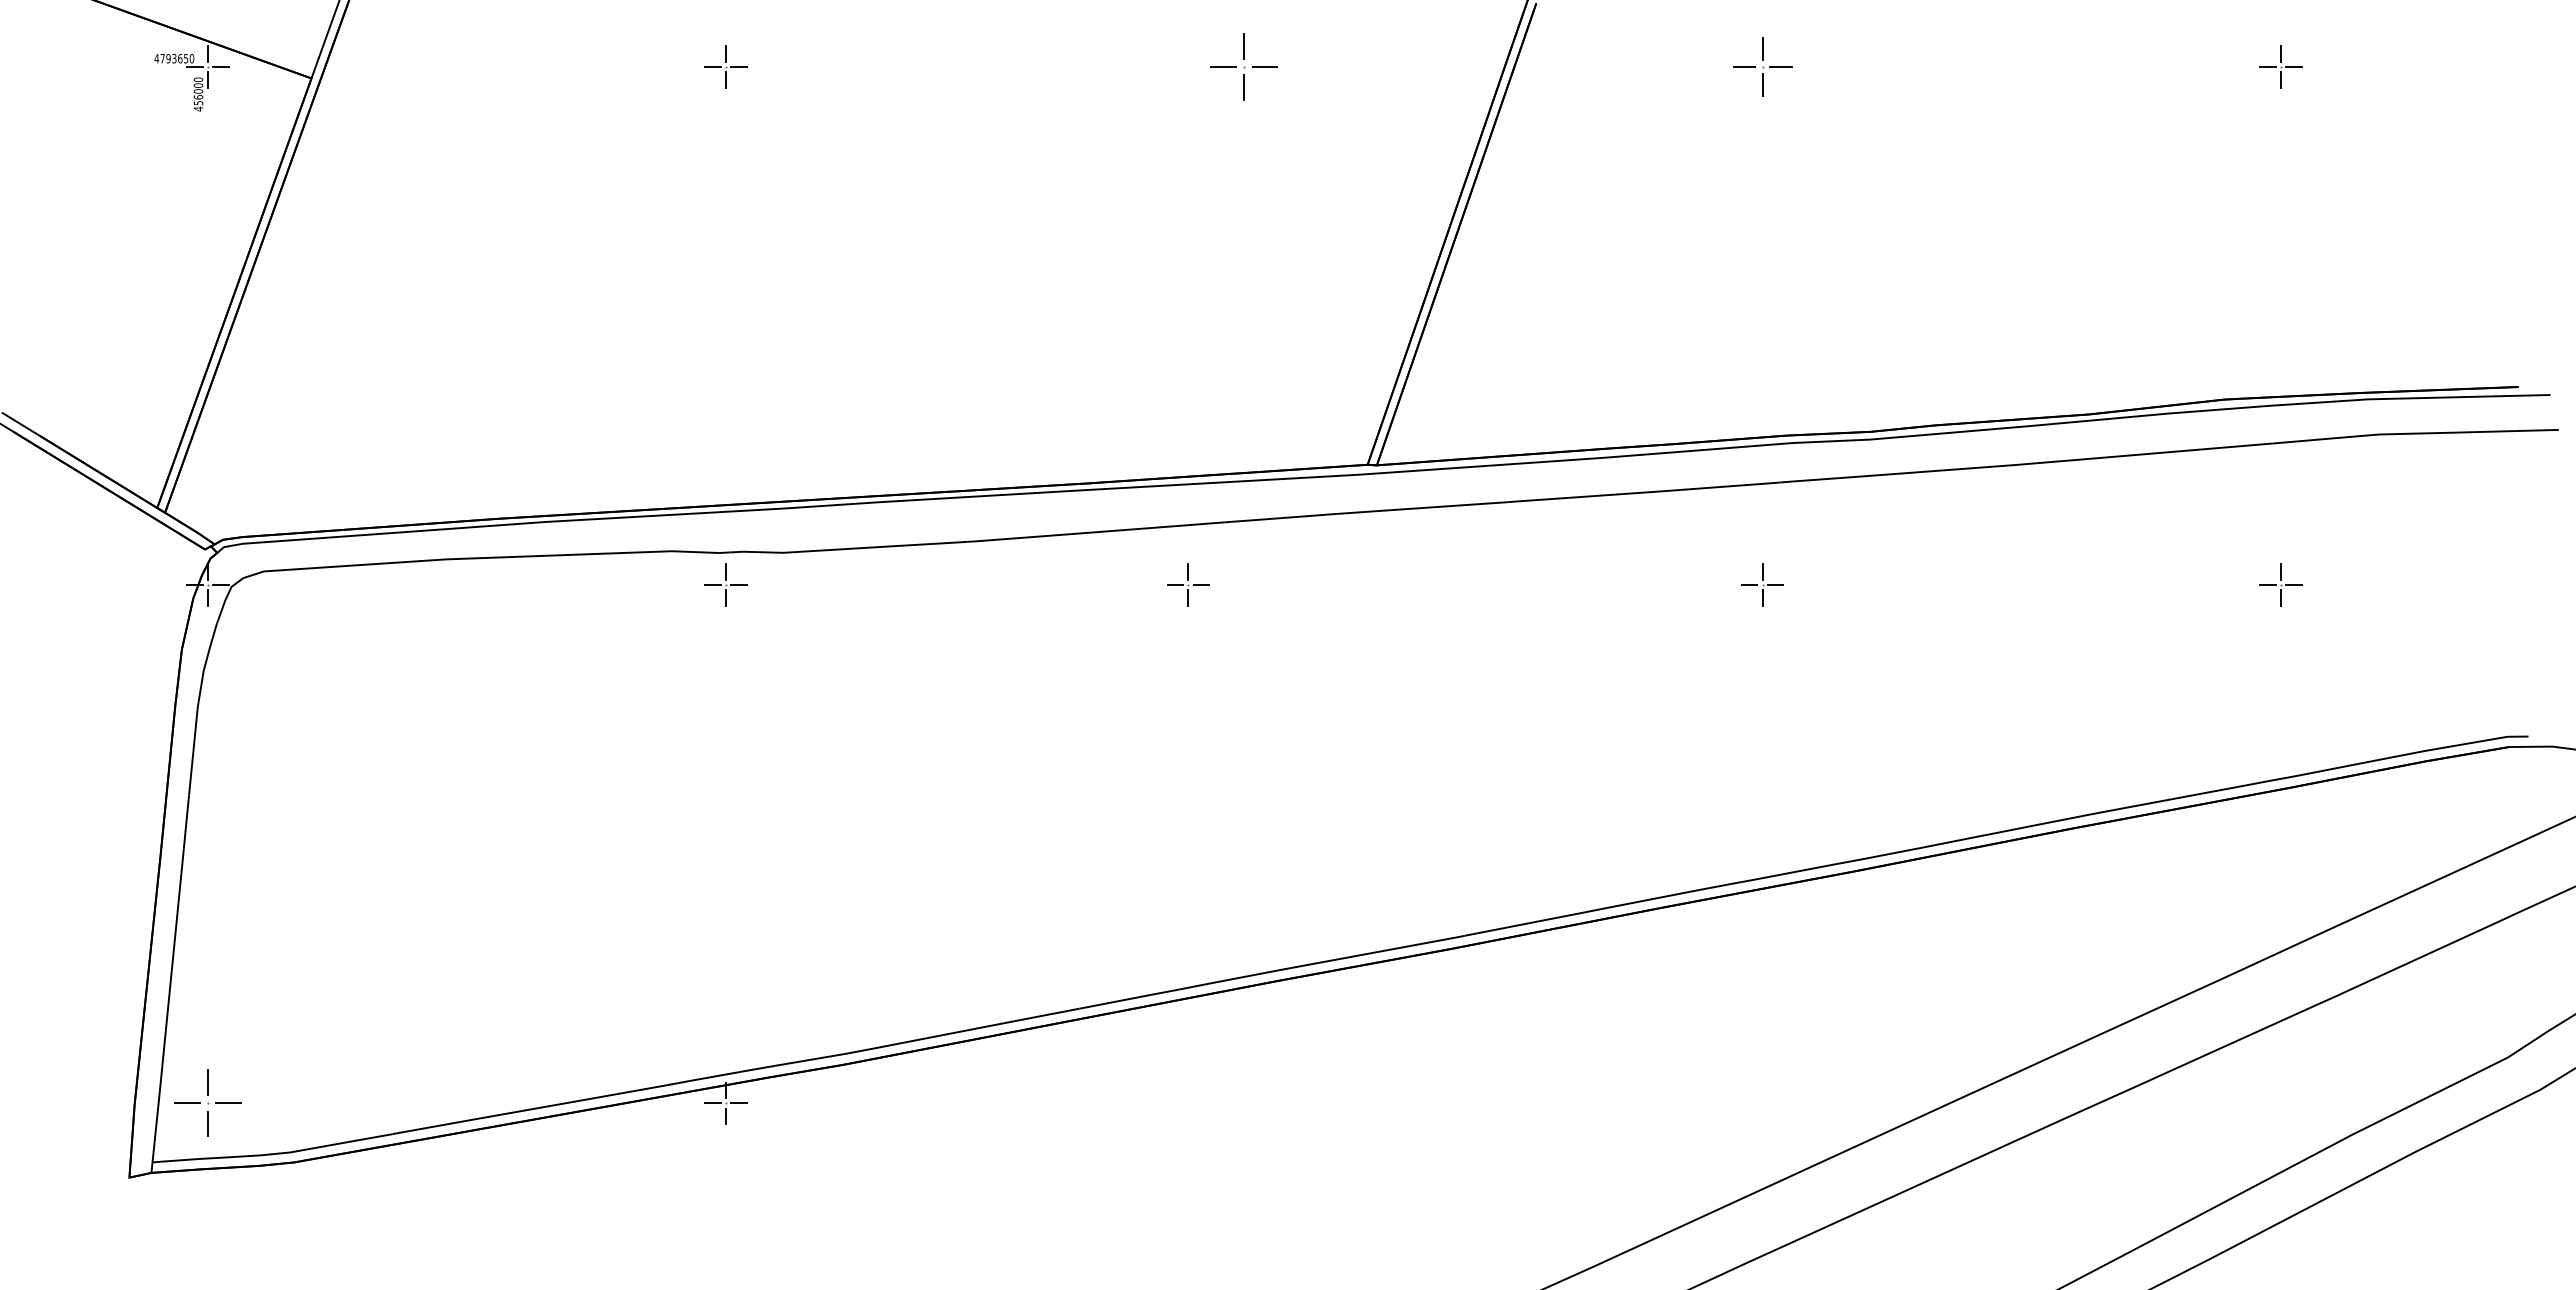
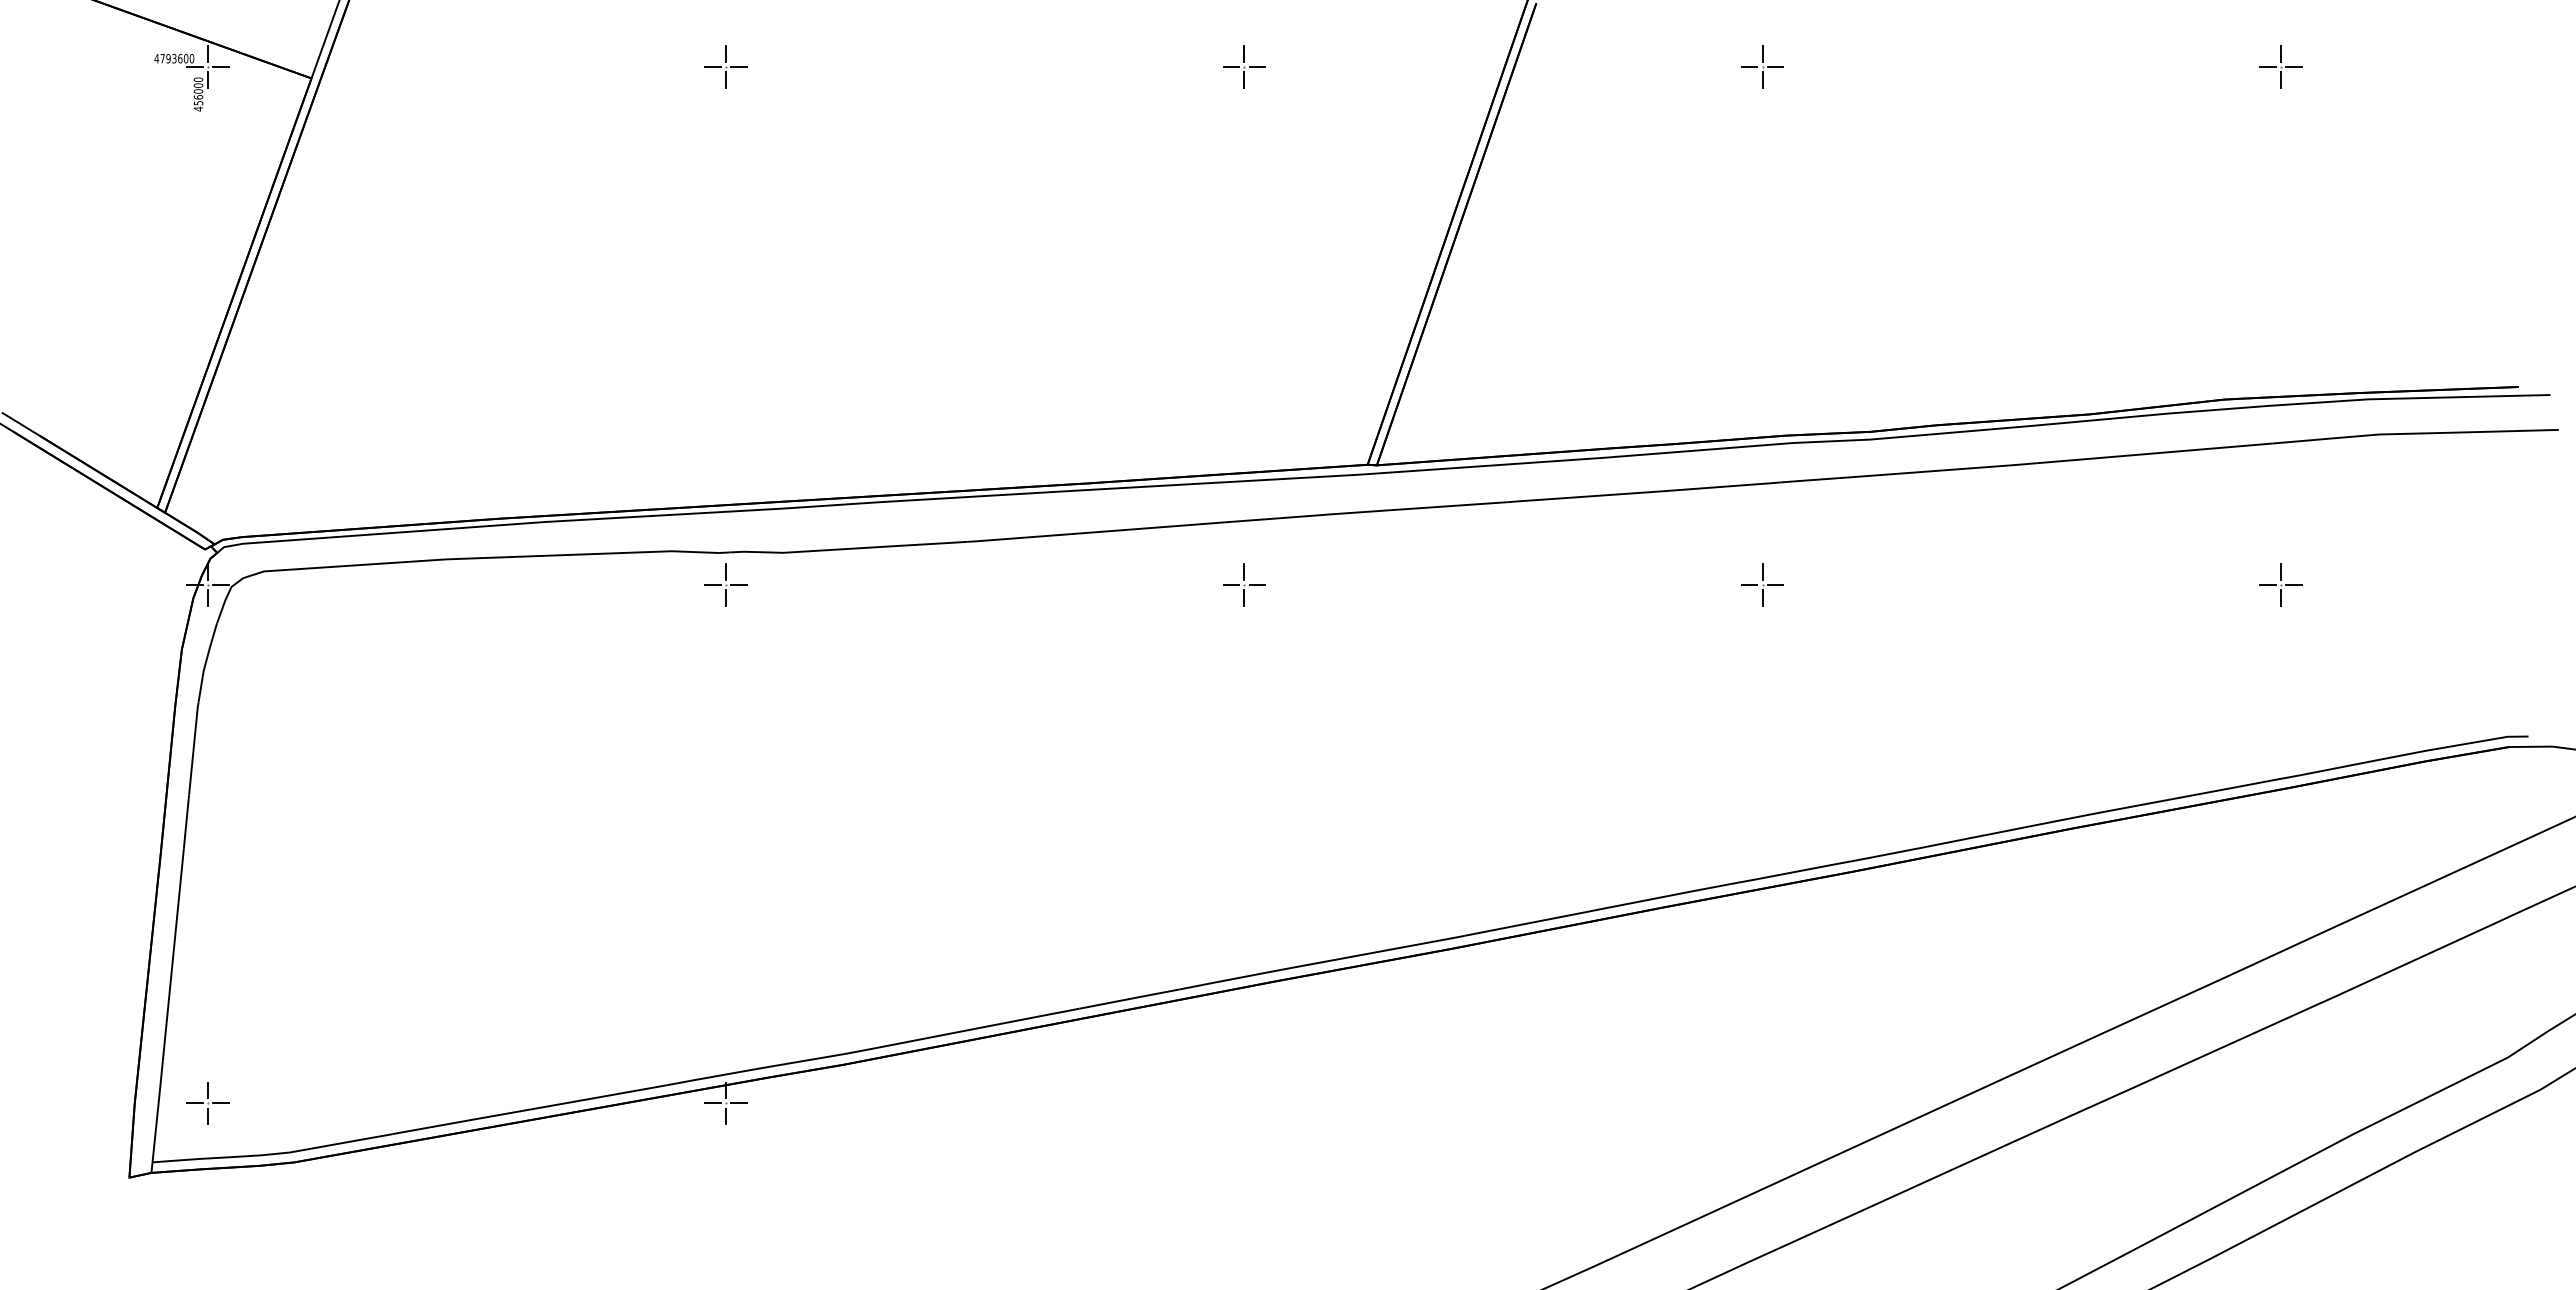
text: 4793650 -> 4793600 (185, 58)
part size: 68x68 px -> 43x44 px (1244, 66)
part size: 60x60 px -> 43x44 px (1762, 66)
part position: (1188, 584) -> (1244, 584) (1244, 584)
part size: 68x68 px -> 44x43 px (207, 1103)
